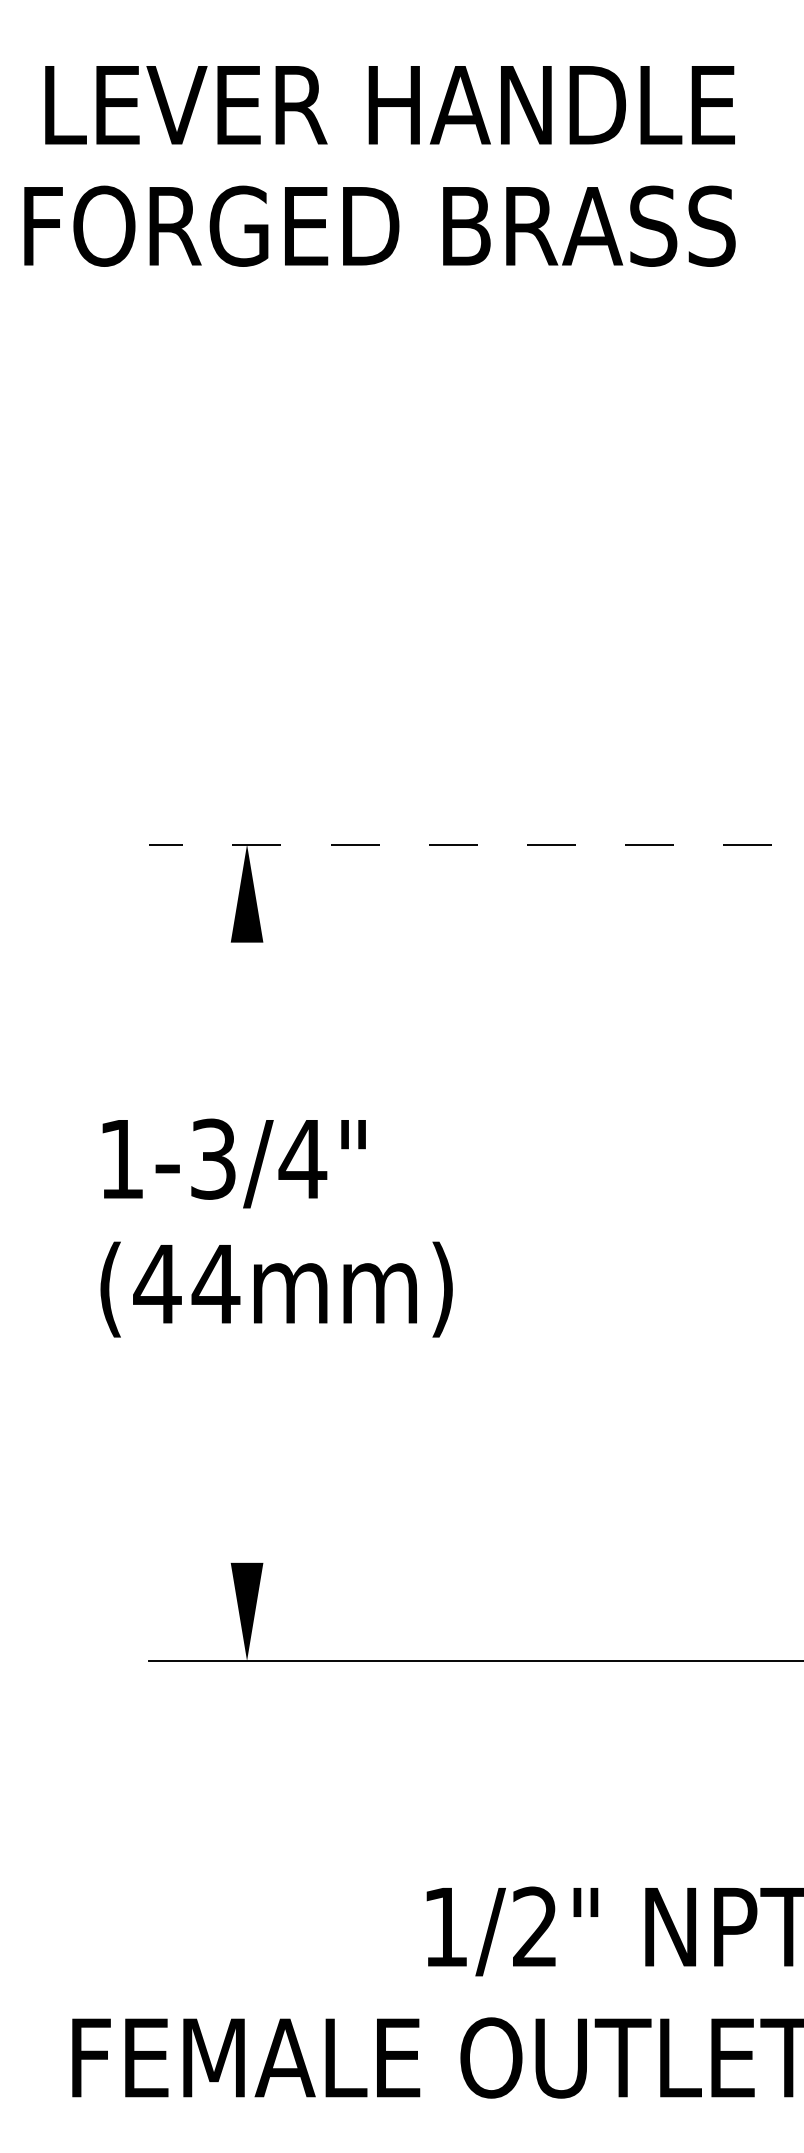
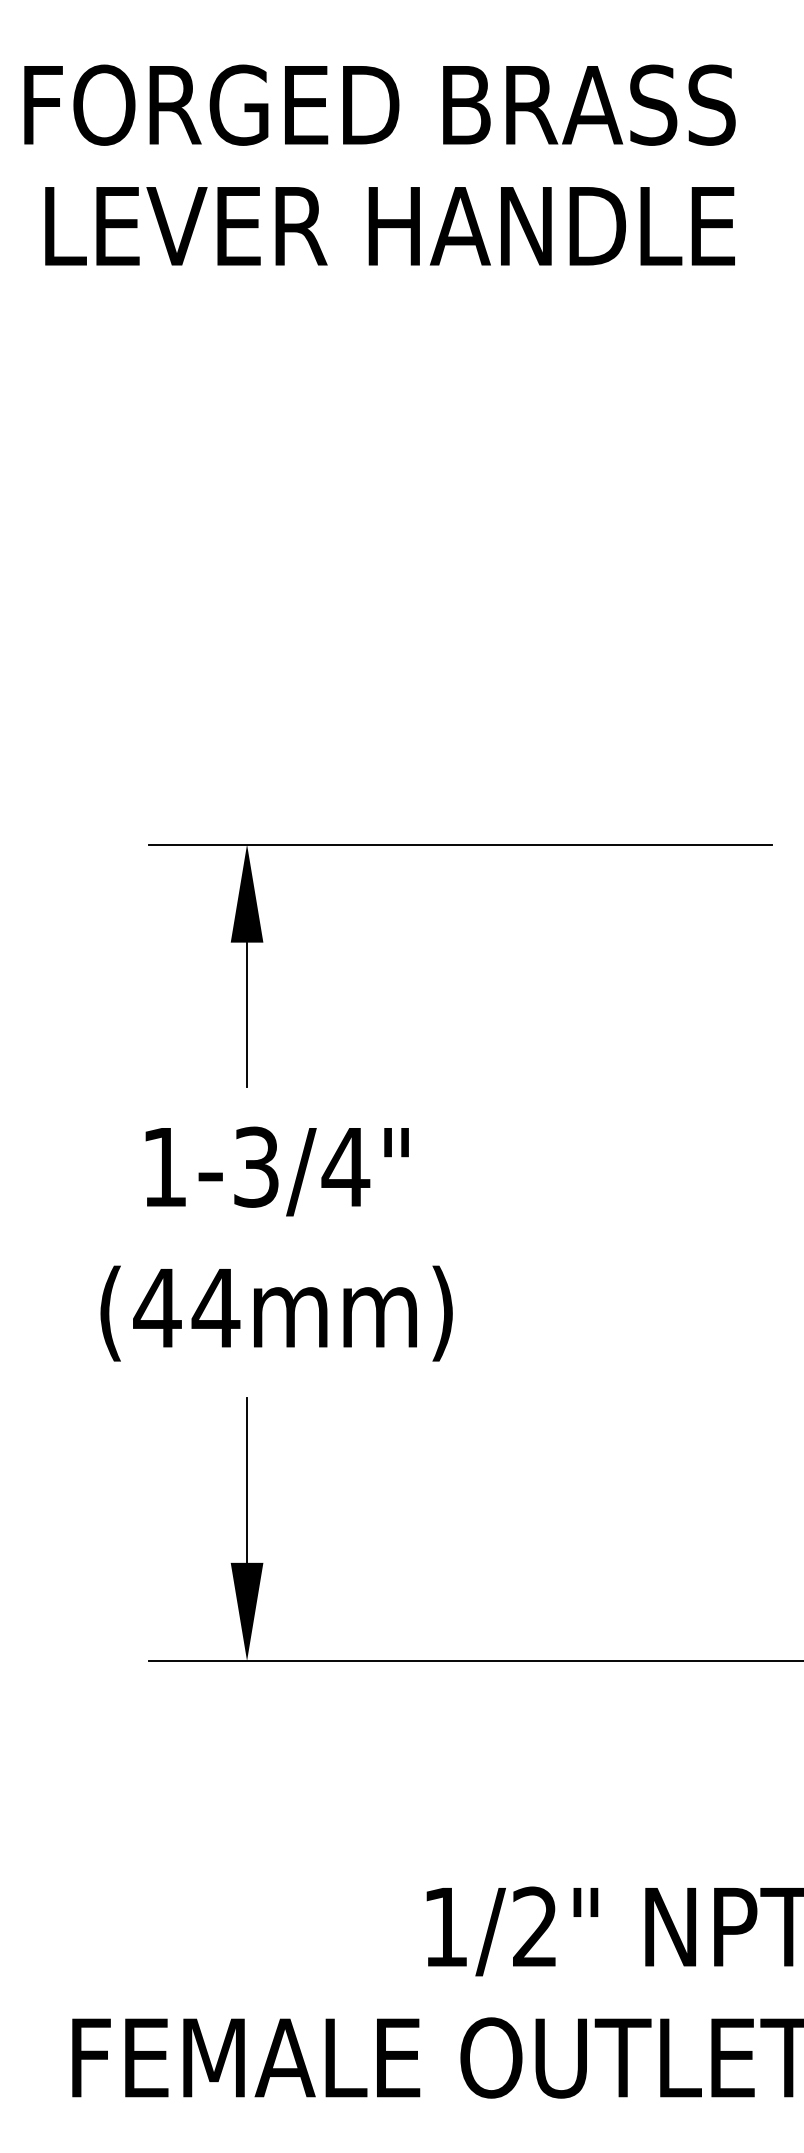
text: LEVER HANDLE -> FORGED BRASS (379, 104)
text: FORGED BRASS -> LEVER HANDLE (379, 225)
line: dashed -> solid (459, 844)
line: none -> present (247, 1014)
text position: (233, 1163) -> (276, 1171) (276, 1171)
text position: (276, 1289) -> (276, 1313) (276, 1313)
line: none -> present (247, 1479)
